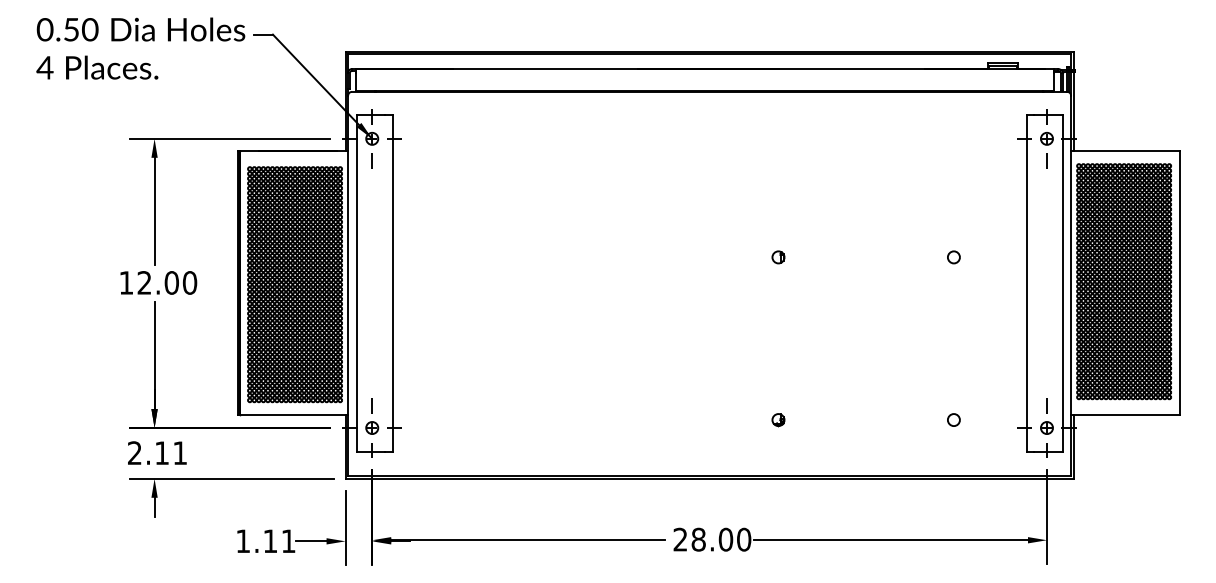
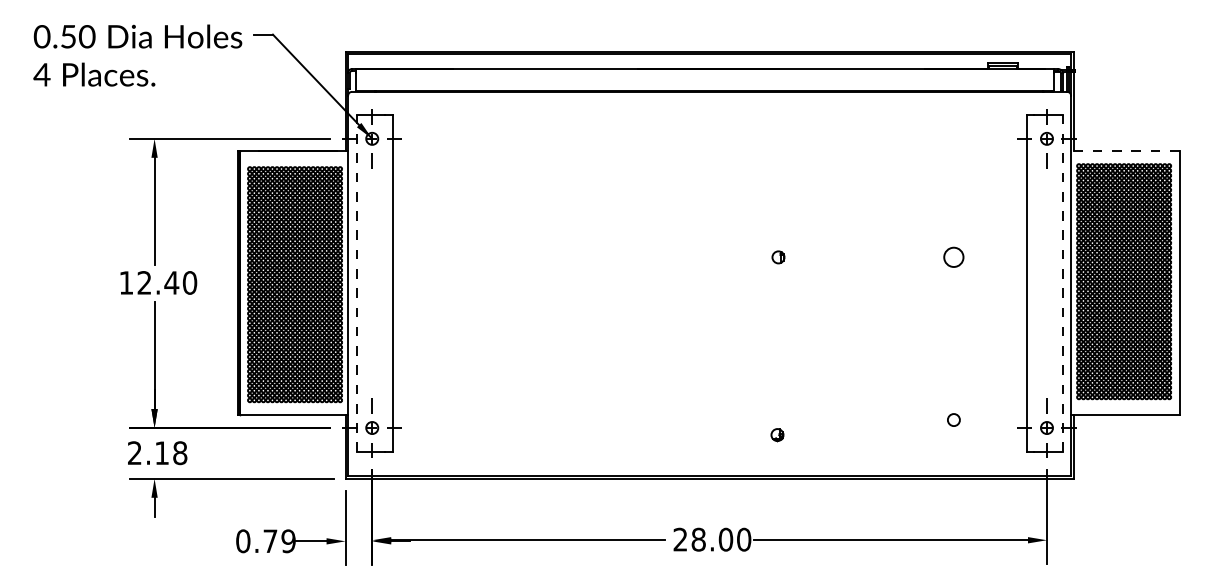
text position: (140, 48) -> (137, 55) (137, 55)
line: solid -> dashed (1124, 151)
circle size: 14x15 px -> 22x22 px (953, 256)
text: 12.00 -> 12.40 (171, 282)
line: solid -> dashed (356, 283)
line: solid -> dashed (1062, 283)
part position: (778, 420) -> (777, 435) (777, 435)
text: 2.11 -> 2.18 (180, 453)
text: 1.11 -> 0.79 (265, 541)
